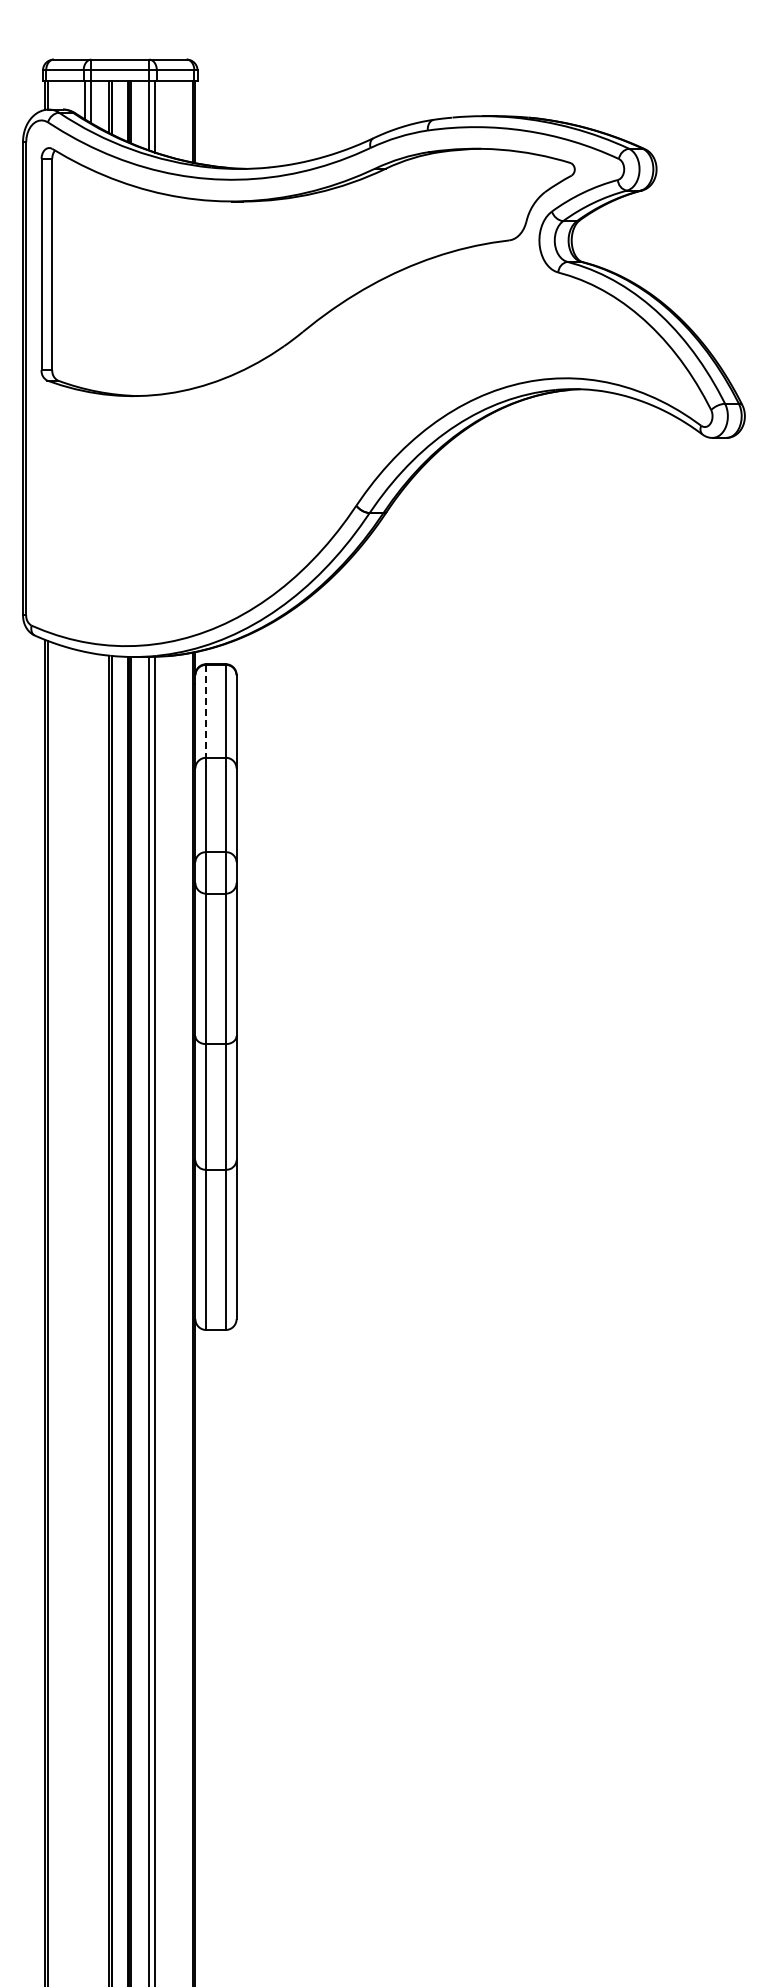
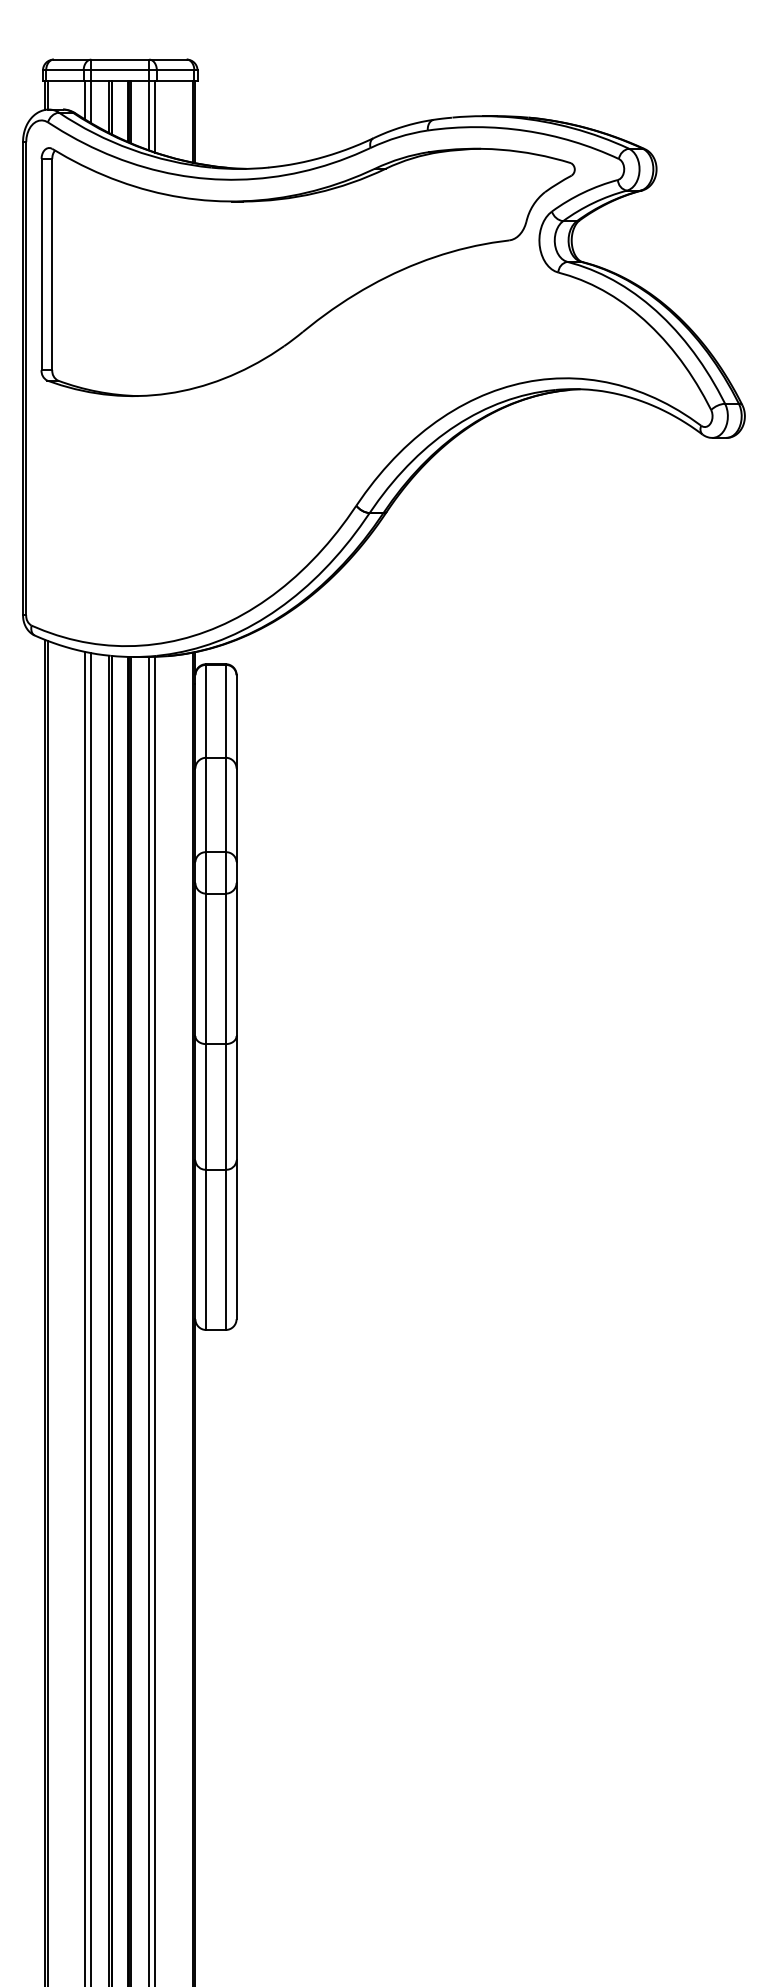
line: dashed -> solid (206, 711)
line: none -> present (85, 1317)
line: none -> present (91, 1318)
